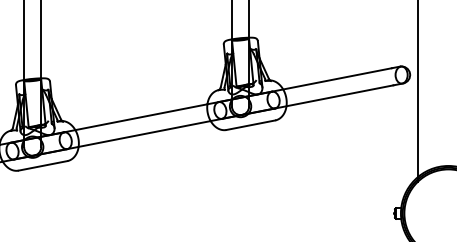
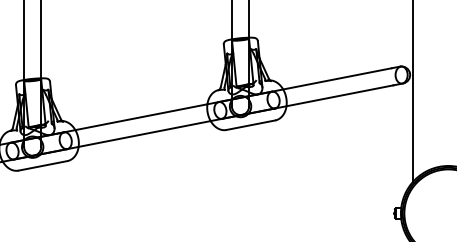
line position: (417, 92) -> (412, 92) (412, 92)
